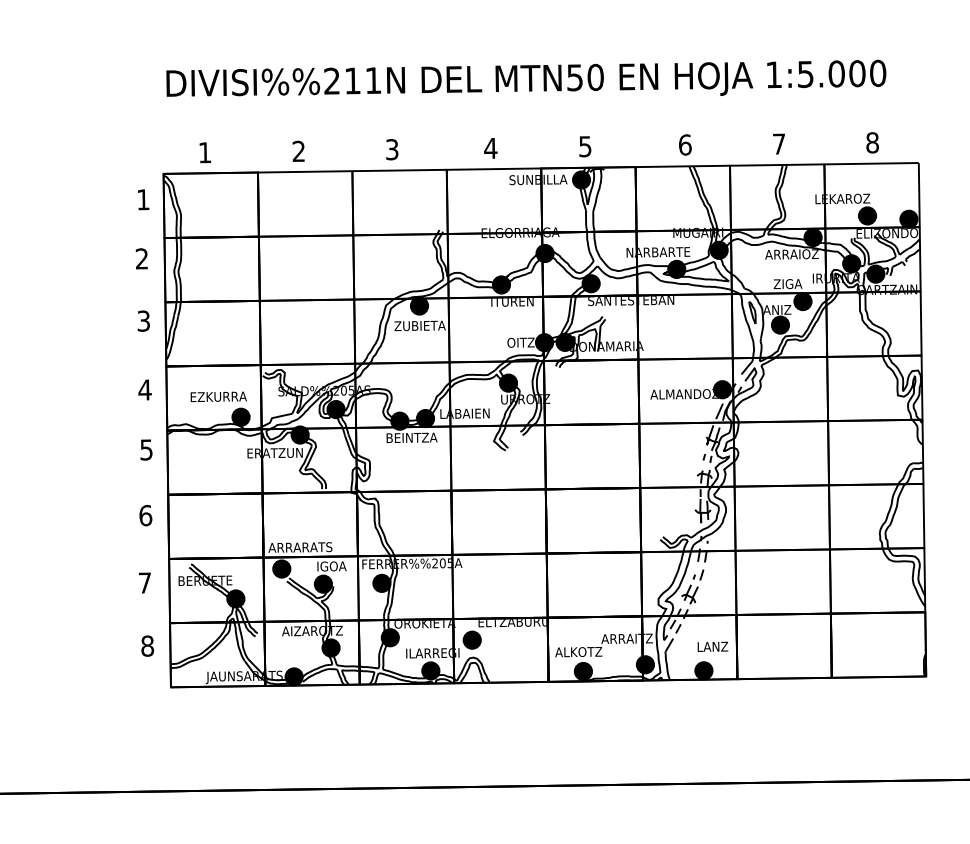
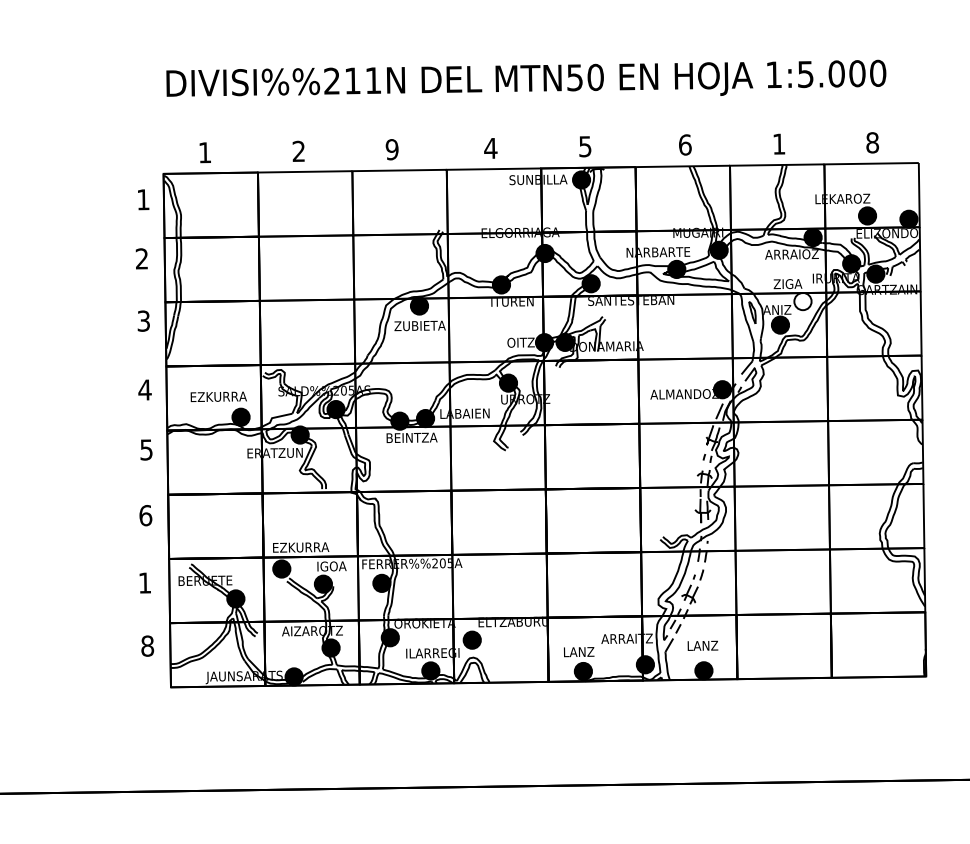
text: 7 -> 1 (779, 143)
text: 3 -> 9 (391, 149)
fill: present -> none (802, 301)
text: ARRARATS -> EZKURRA (300, 547)
text: 7 -> 1 (144, 582)
text position: (712, 646) -> (702, 645) (702, 645)
text: ALKOTZ -> LANZ (578, 652)
